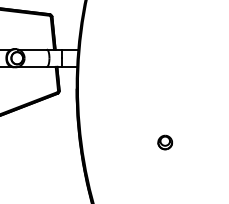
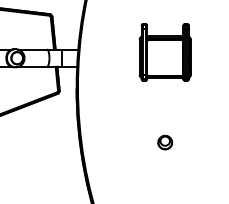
part: none -> present (164, 52)
